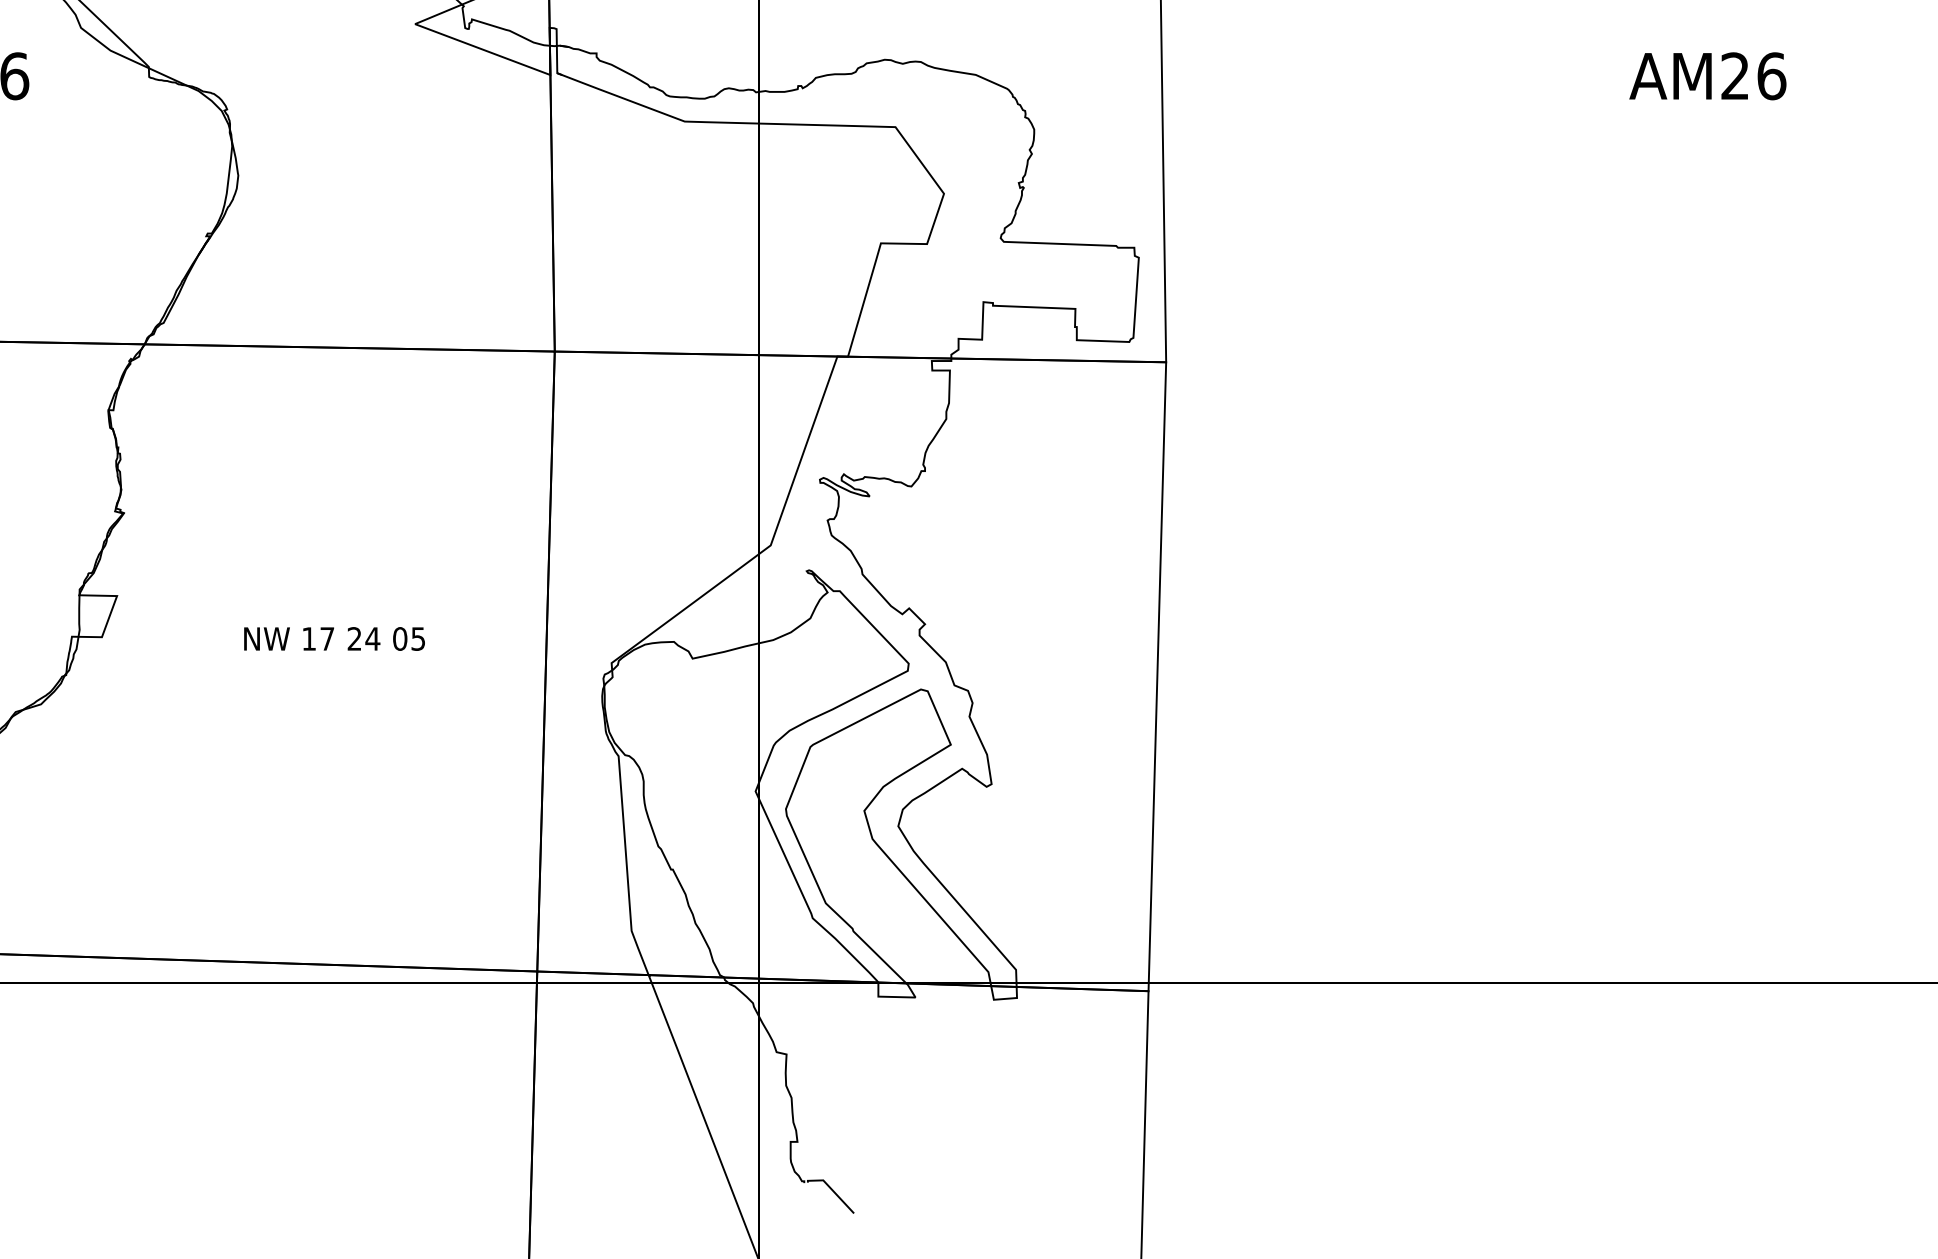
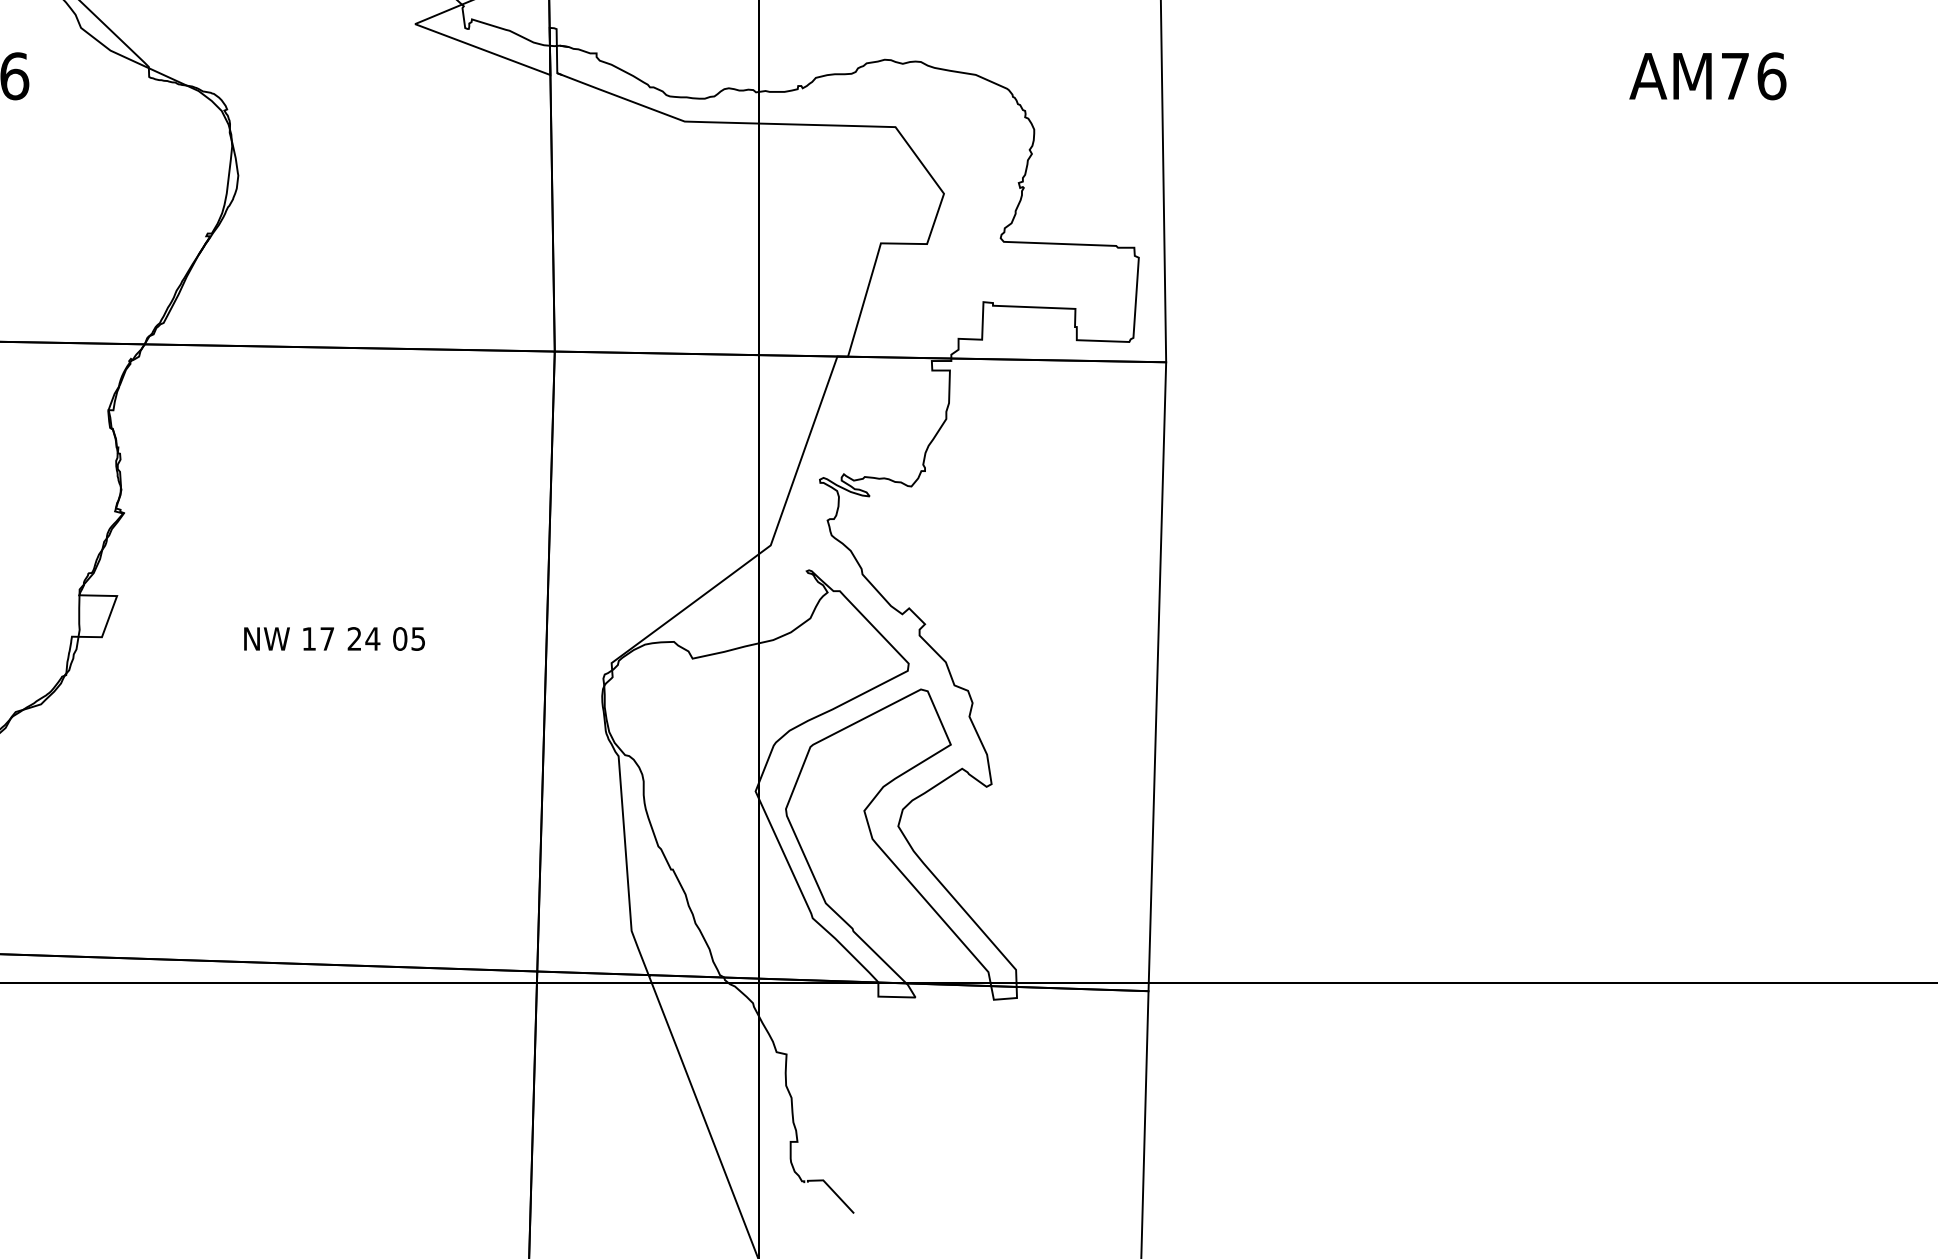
text: AM26 -> AM76 (1734, 75)
